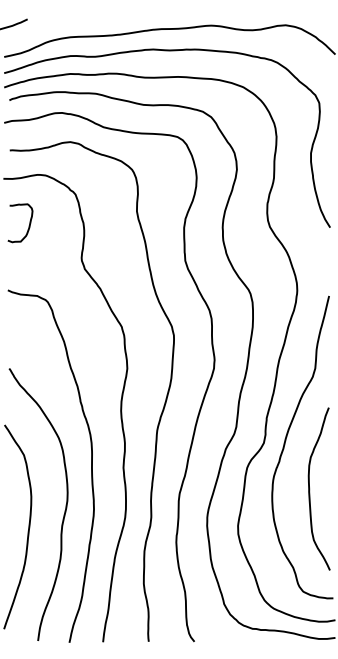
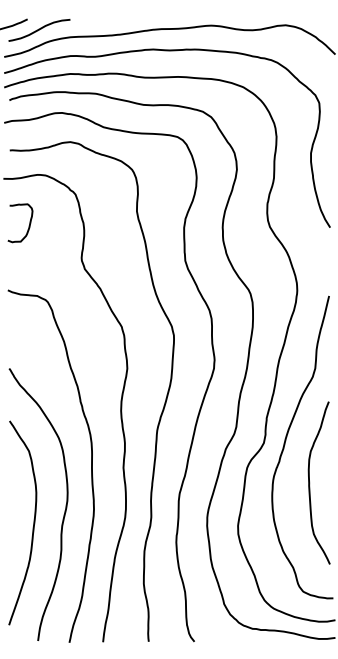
curve: none -> present (39, 30)
curve position: (310, 488) -> (310, 482) (310, 482)
curve position: (28, 526) -> (33, 522) (33, 522)
